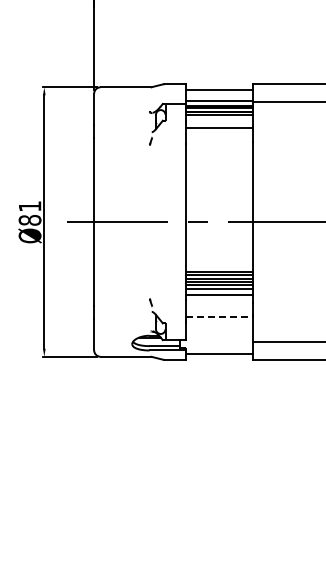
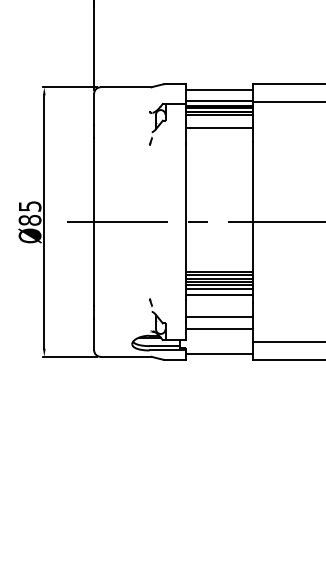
text: Ø81 -> Ø85 (30, 206)
line: dashed -> solid (219, 316)
line: none -> present (219, 329)
